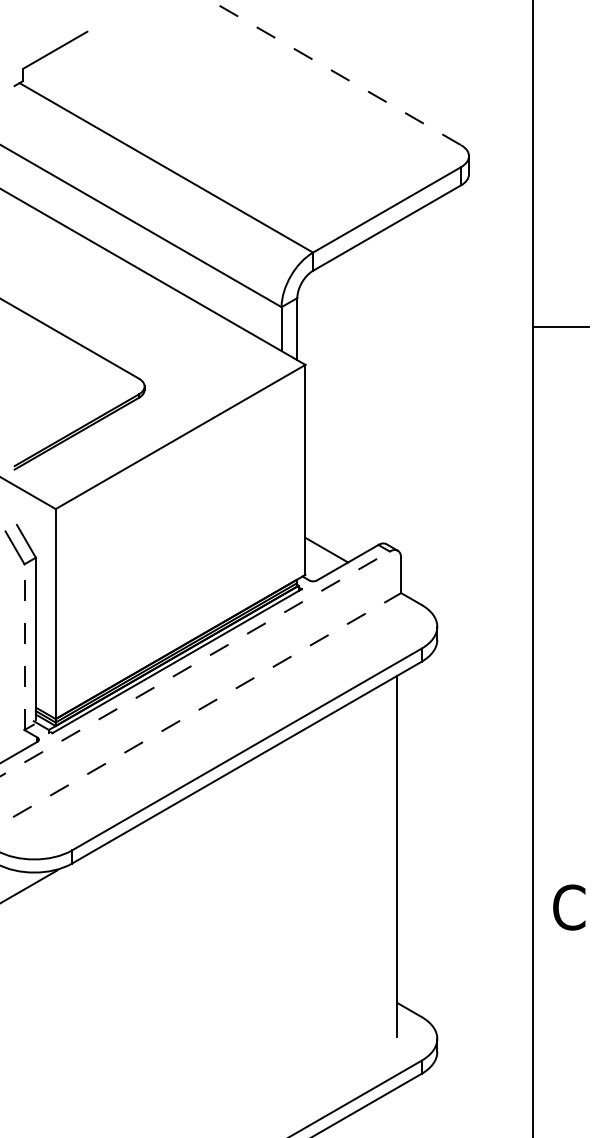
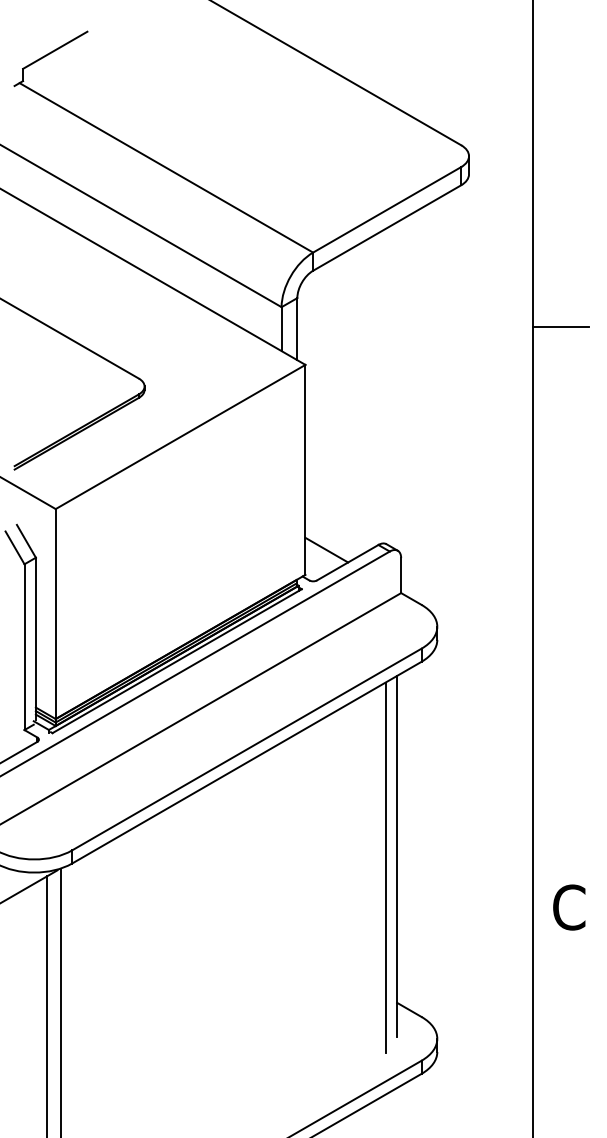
line: dashed -> solid (335, 72)
line: dashed -> solid (24, 647)
line: dashed -> solid (195, 663)
line: dashed -> solid (201, 708)
line: none -> present (385, 867)
line: none -> present (60, 1001)
line: none -> present (46, 1005)
